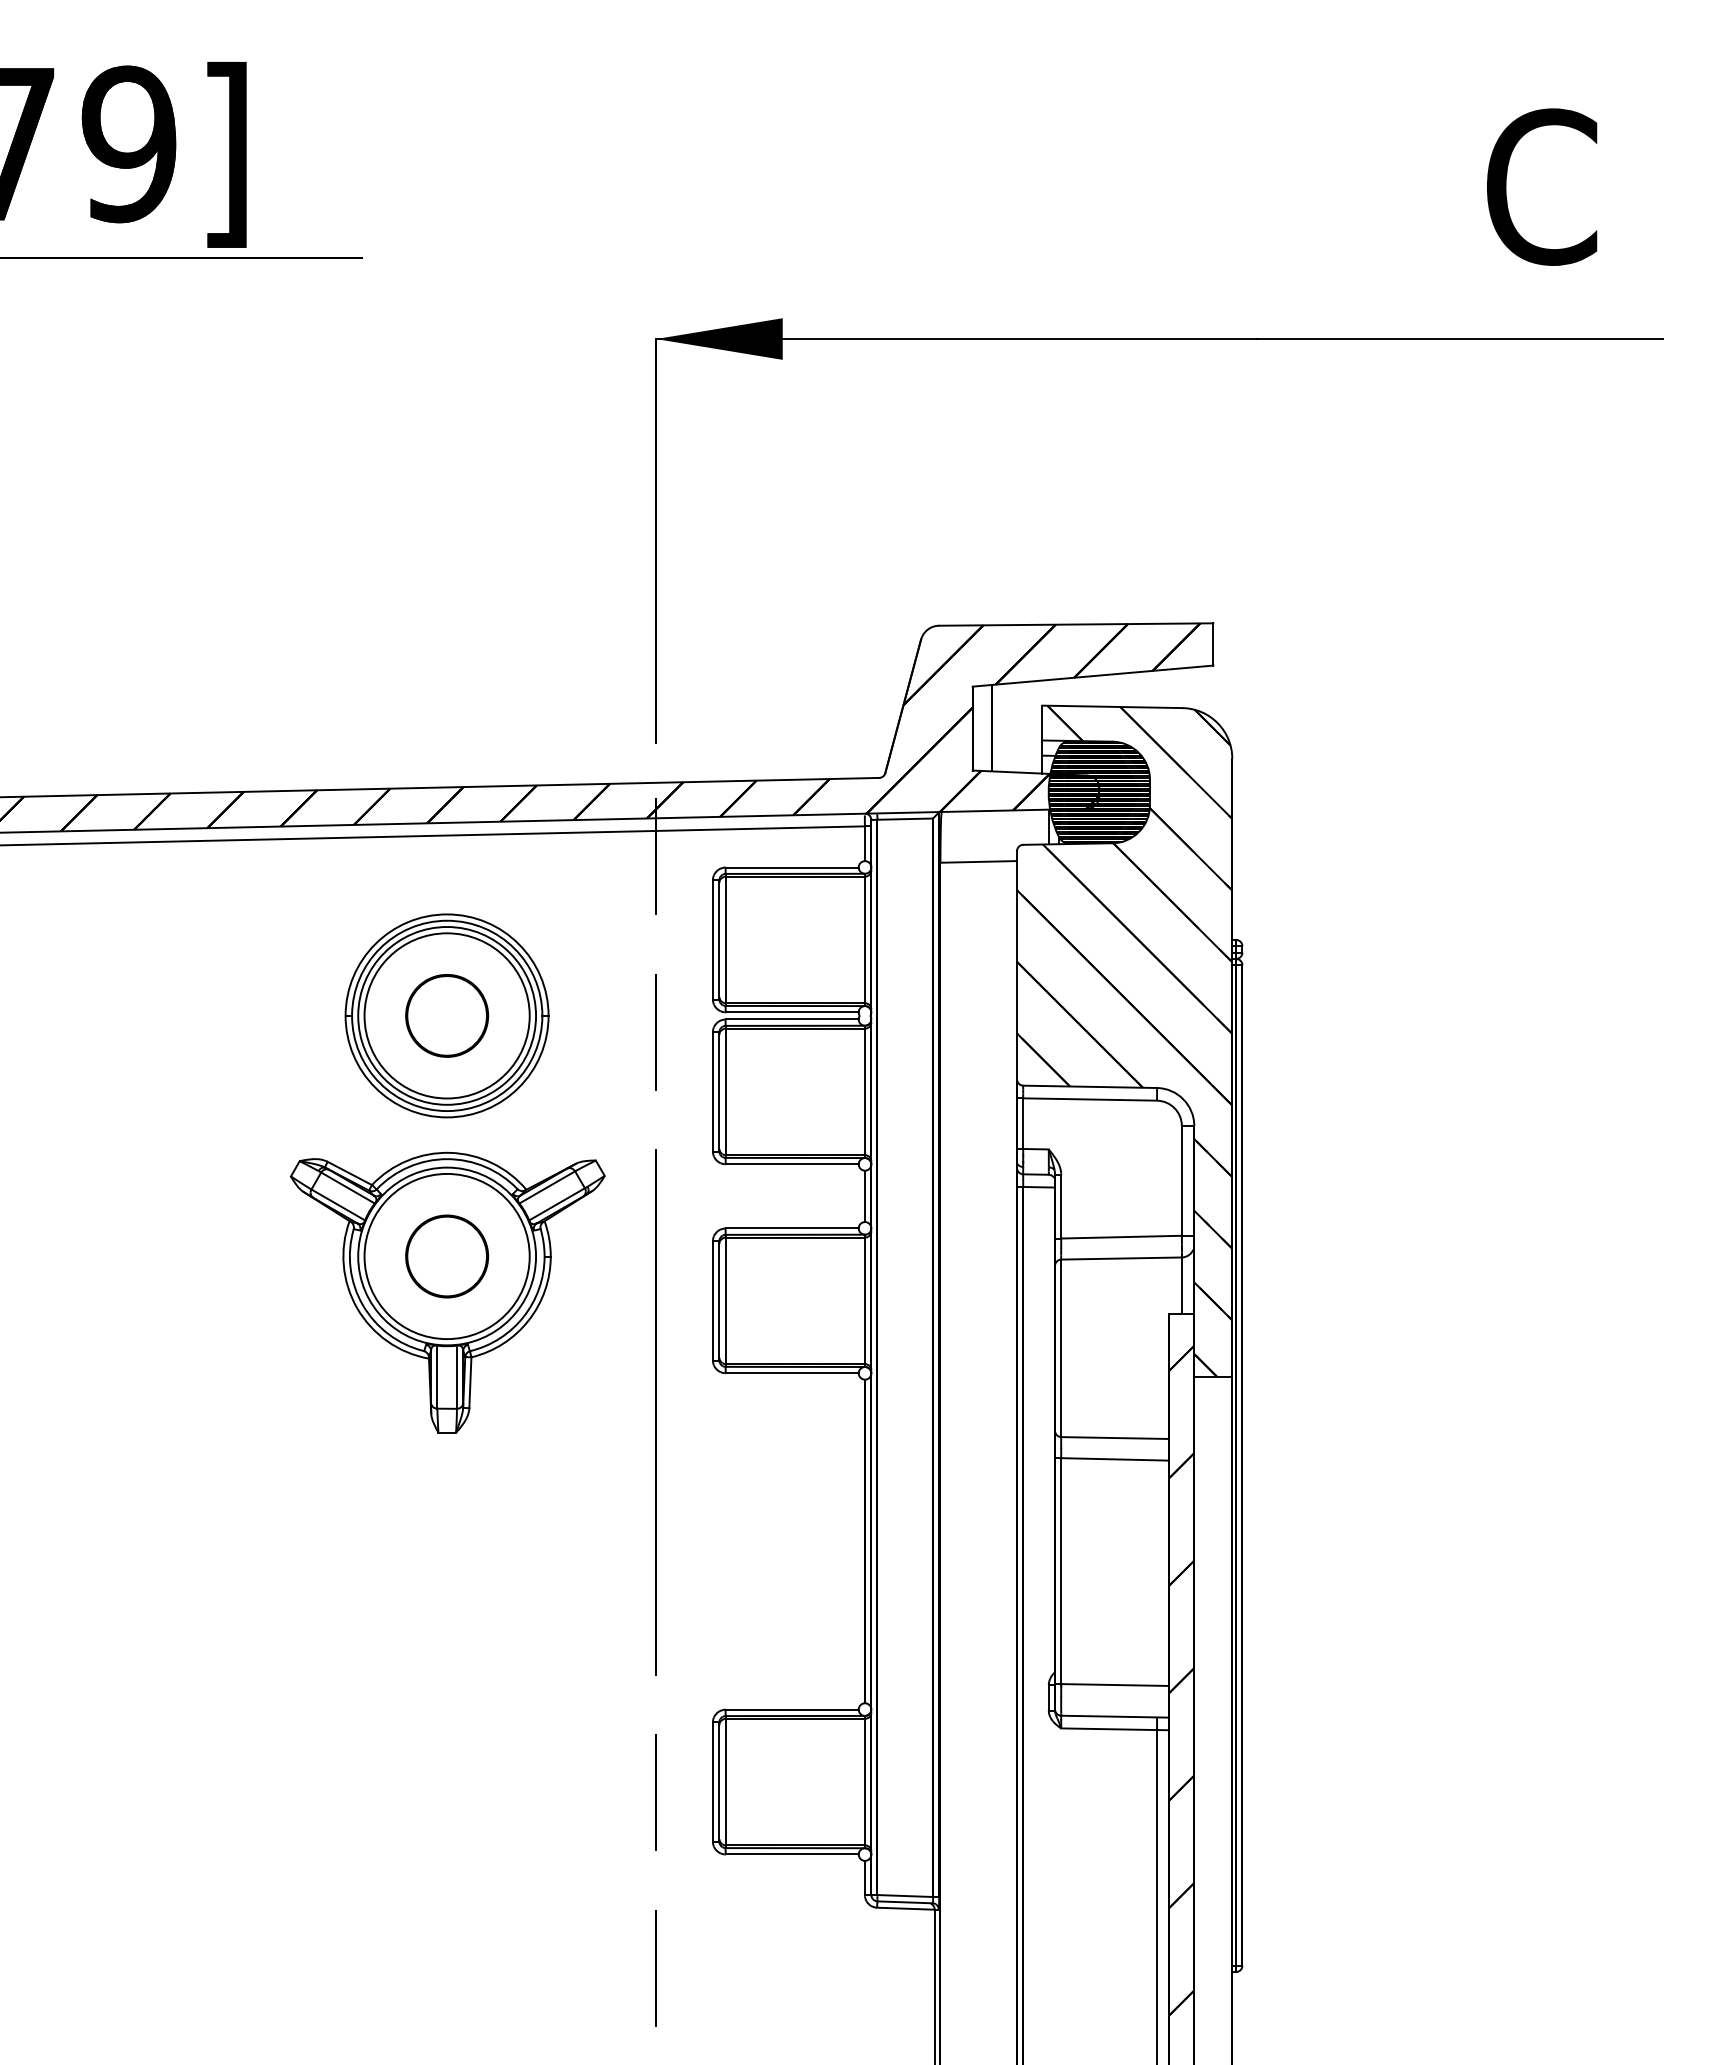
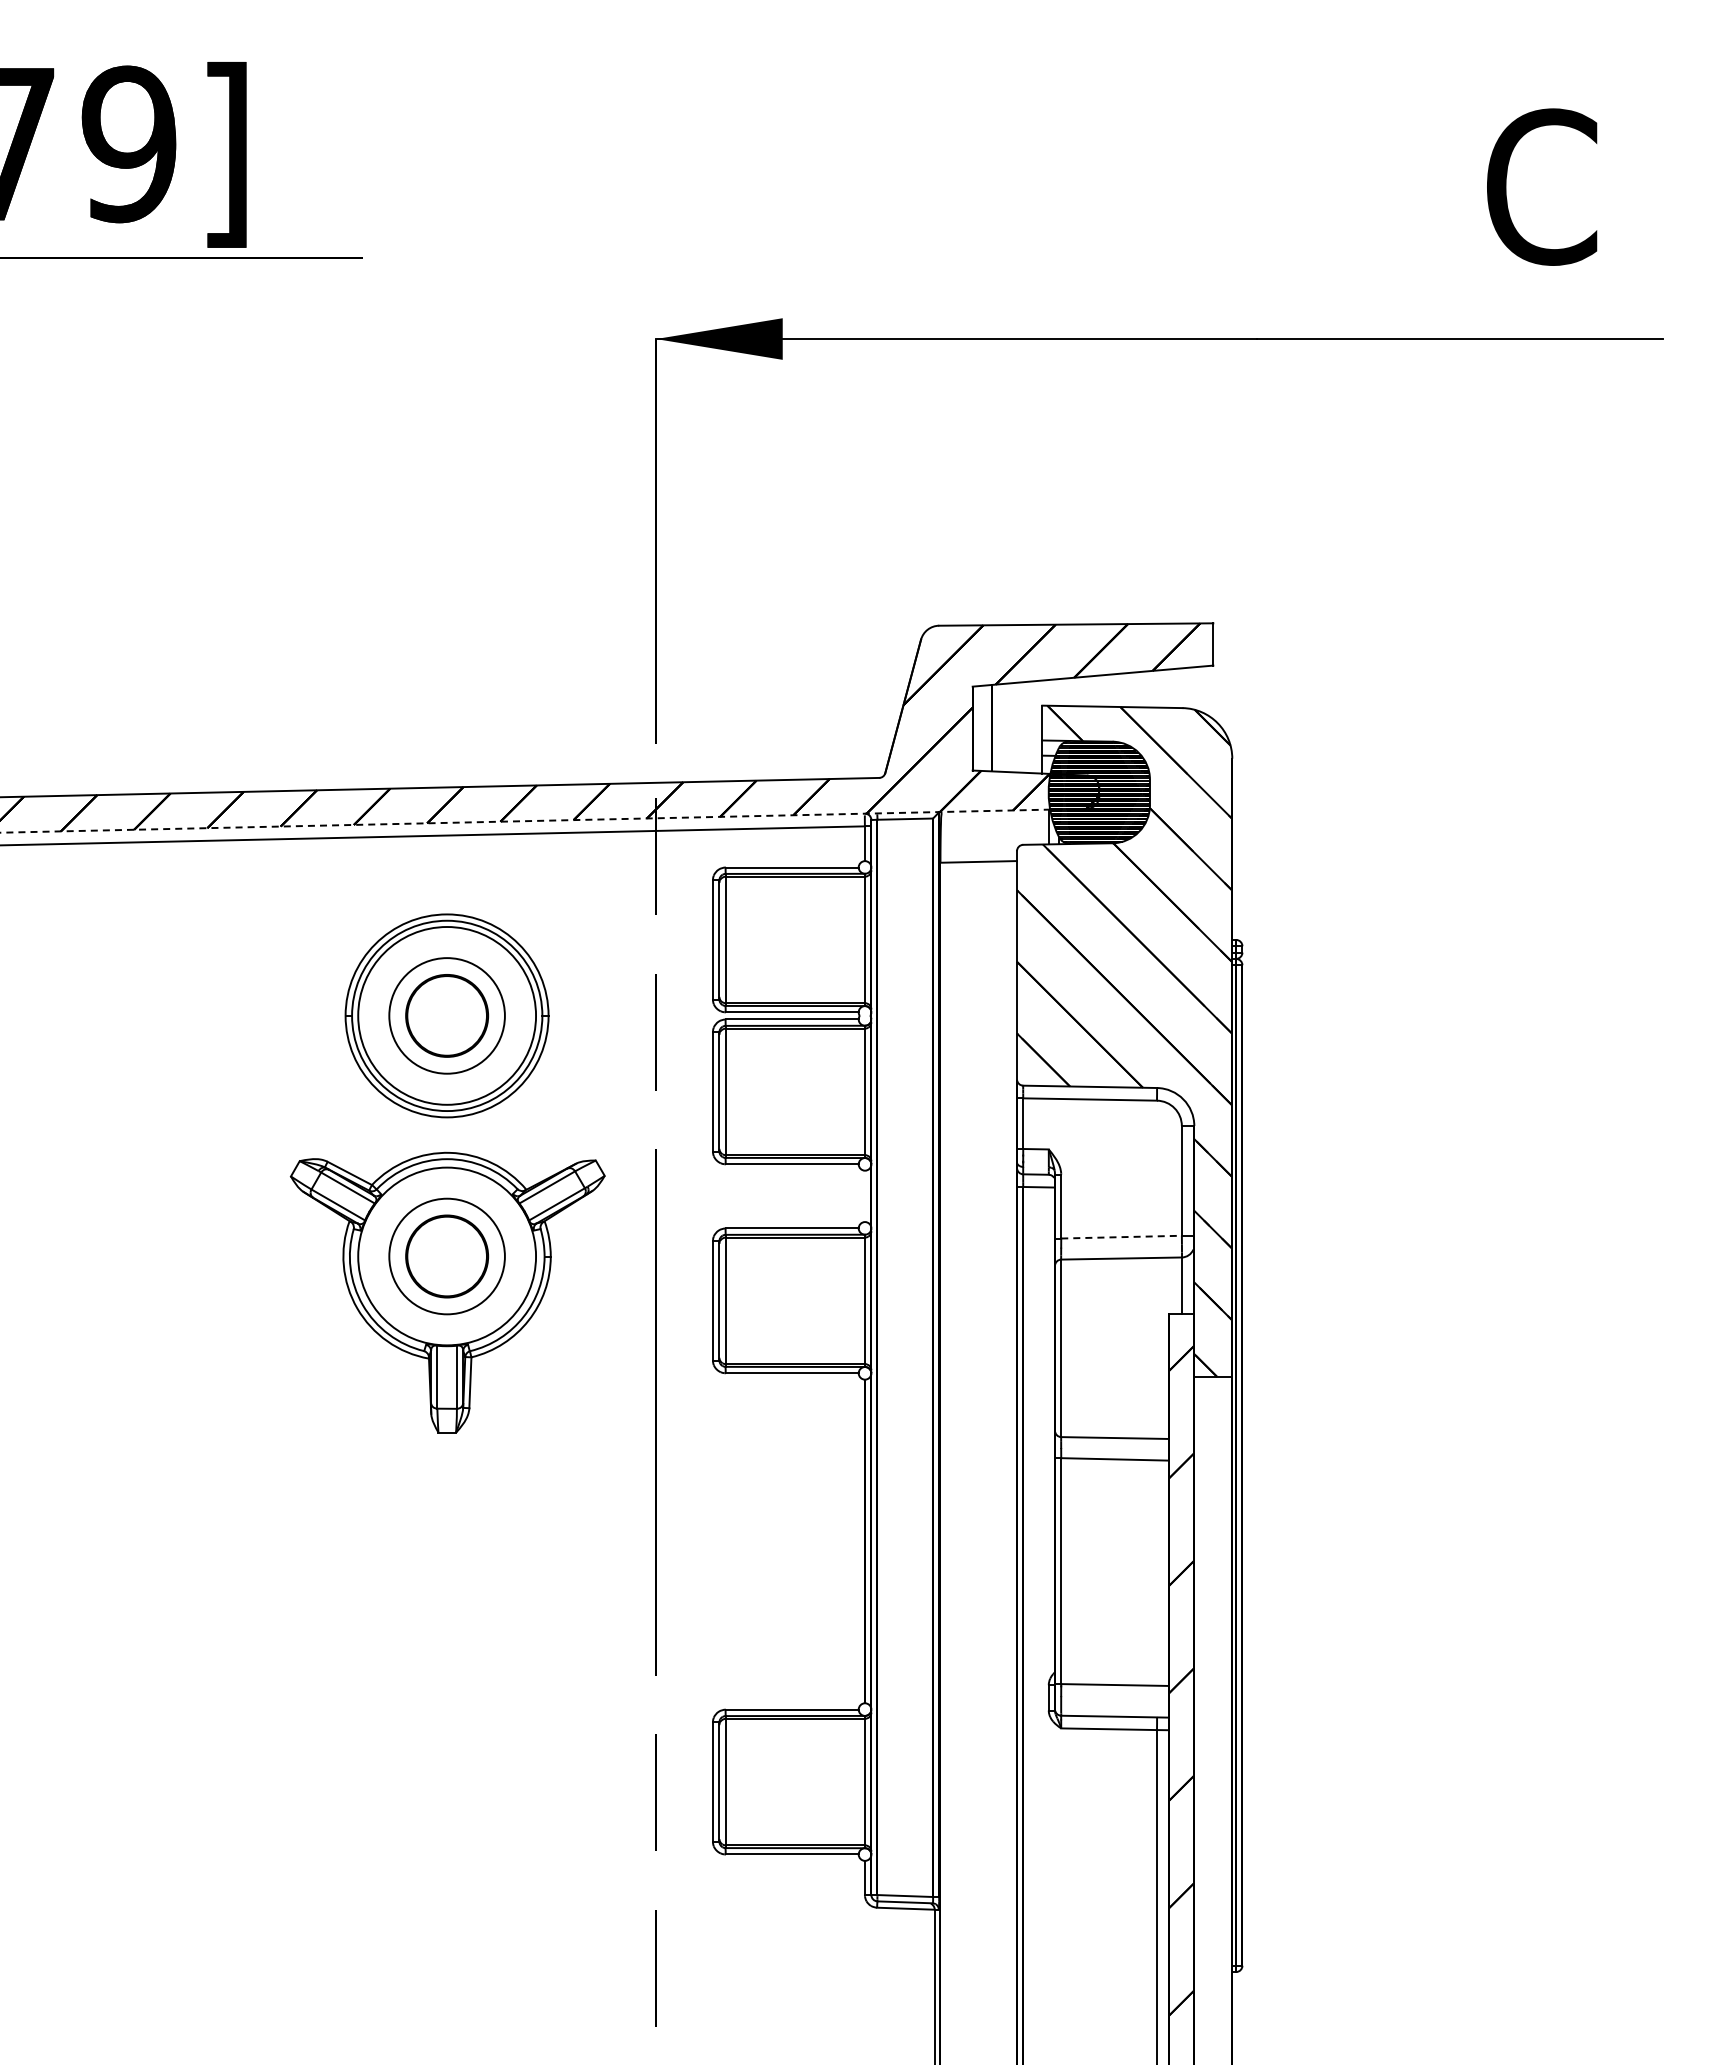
line: solid -> dashed (543, 820)
circle diameter: 165 px -> 116 px (446, 1015)
line: present -> none (864, 1196)
line: solid -> dashed (1122, 1237)
circle diameter: 165 px -> 116 px (446, 1256)
